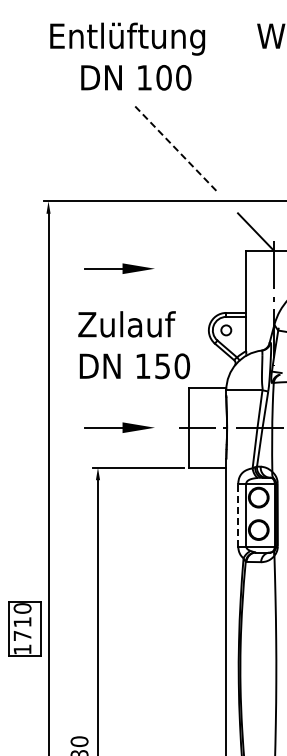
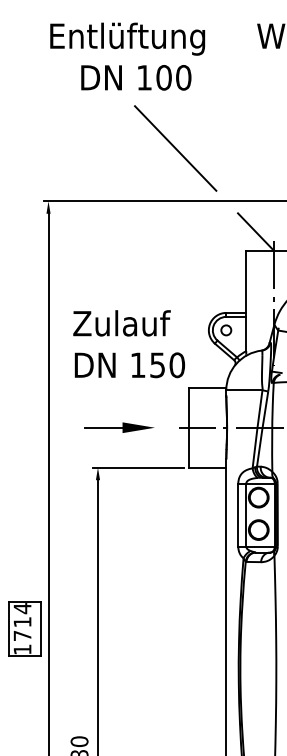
line: dashed -> solid (175, 148)
part: present -> none (119, 268)
text position: (134, 345) -> (129, 344) (129, 344)
line: dashed -> solid (238, 514)
text: 1710 -> 1714 (22, 608)
